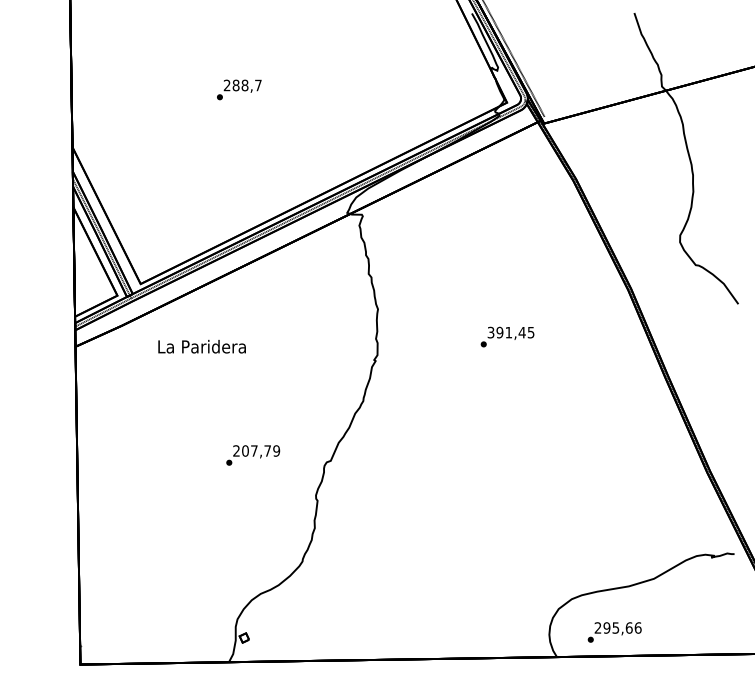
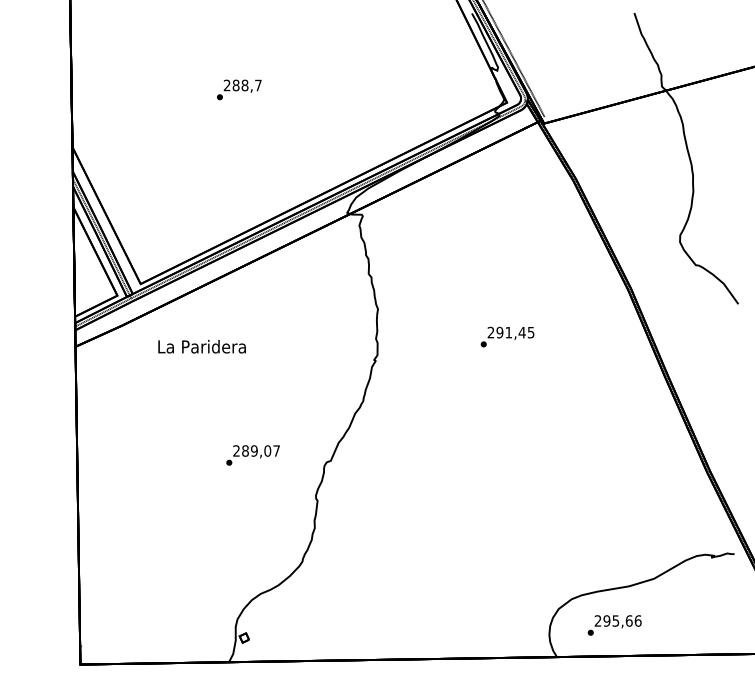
text: 391,45 -> 291,45 (490, 332)
text: 207,79 -> 289,07 (261, 450)
text position: (614, 632) -> (614, 625) (614, 625)
